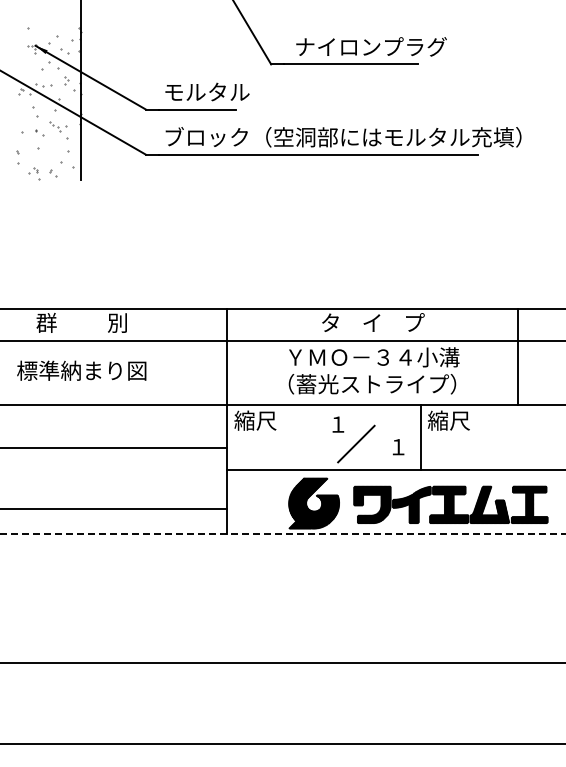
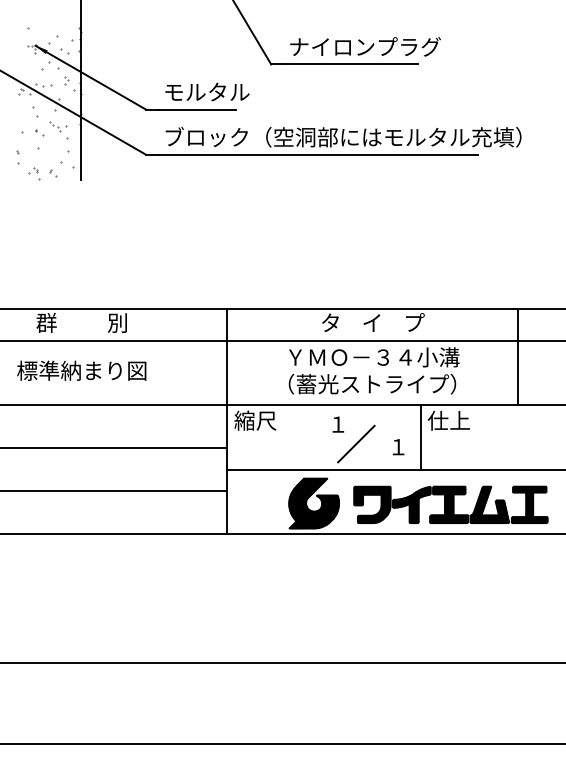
text position: (371, 46) -> (365, 46) (365, 46)
text: 縮尺 -> 仕上 (448, 420)
line position: (114, 509) -> (114, 491) (114, 491)
line: dashed -> solid (283, 534)
